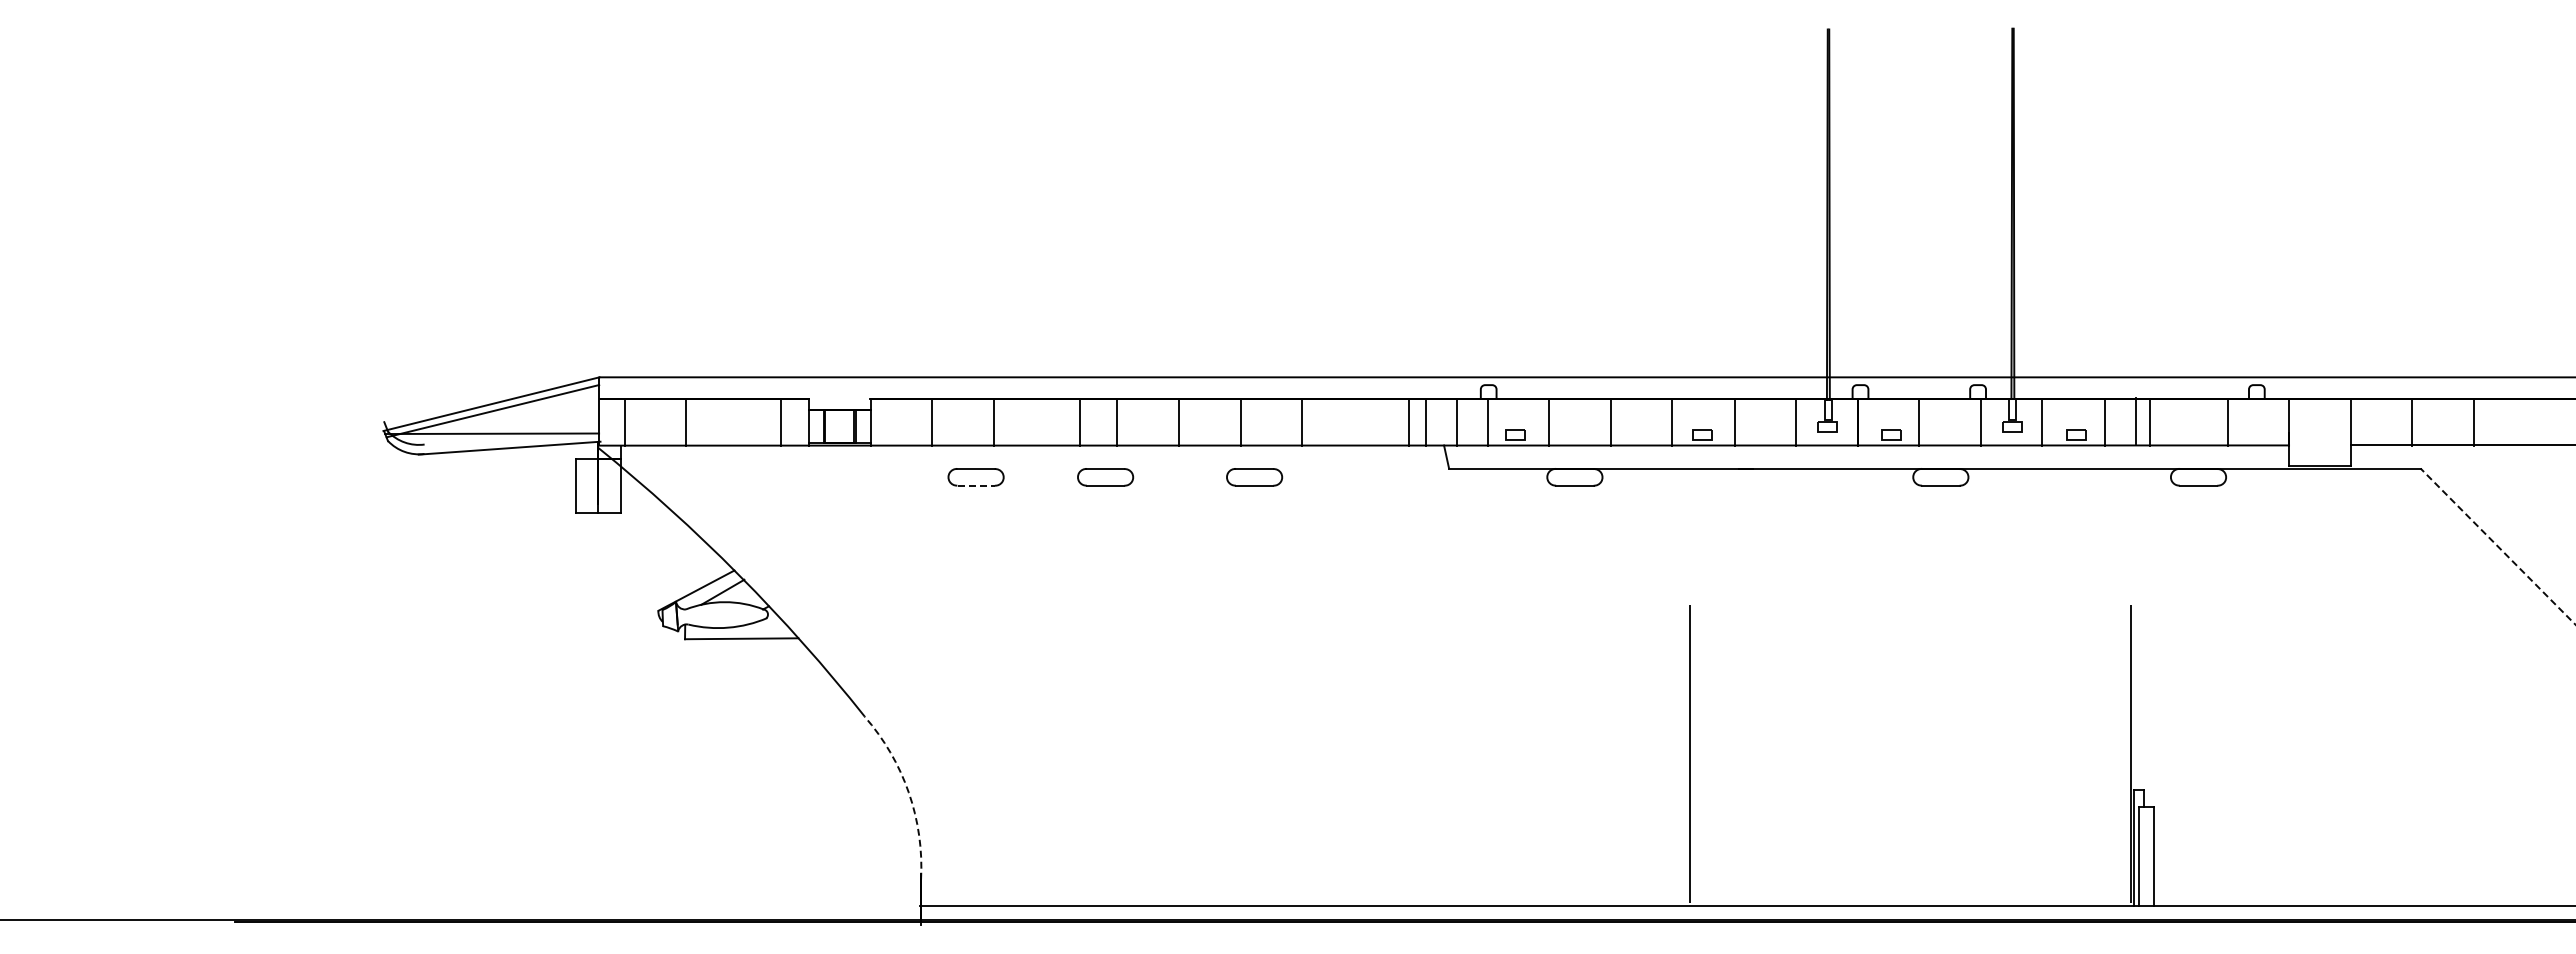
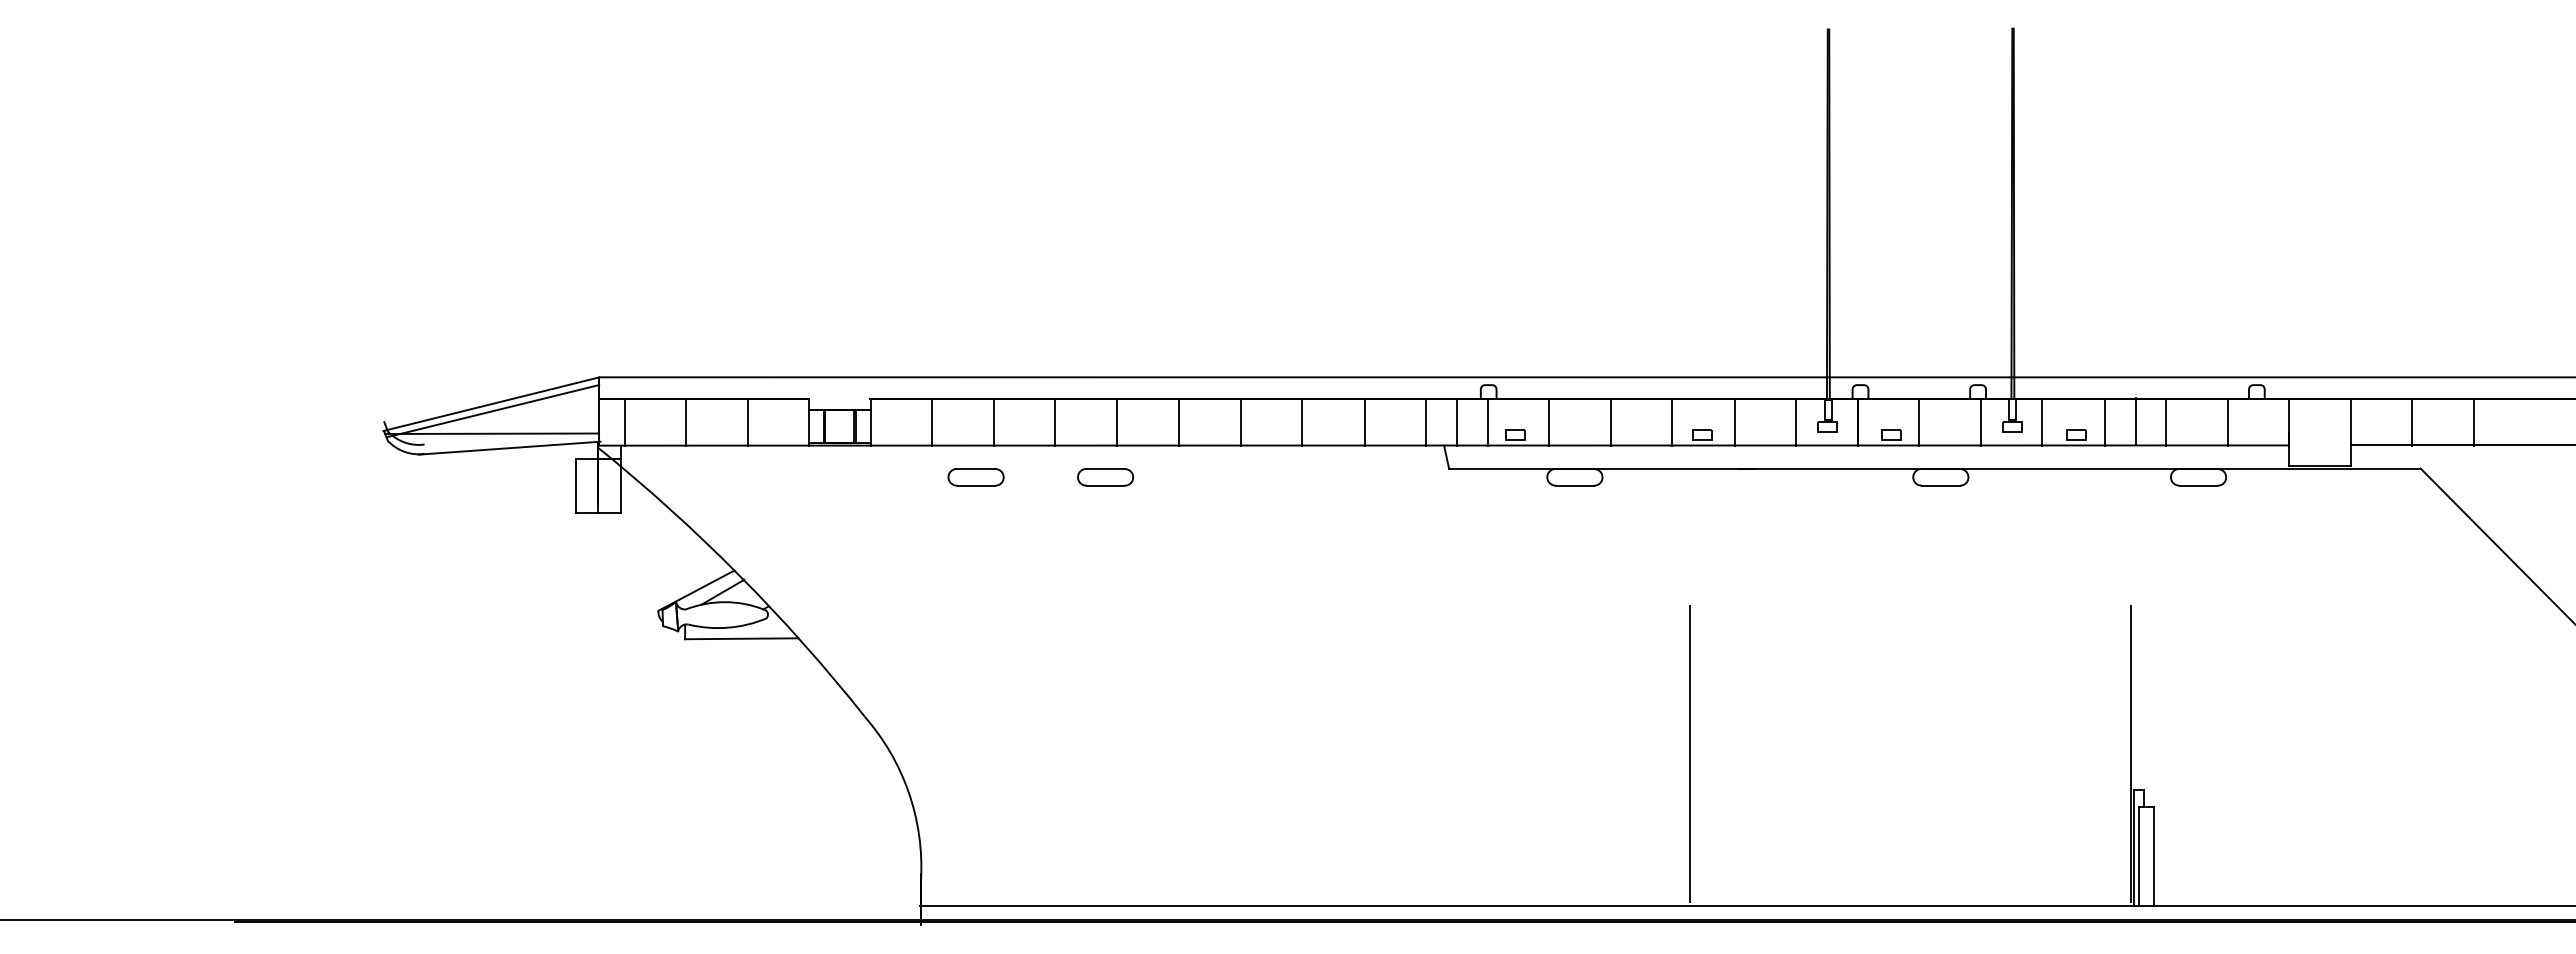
line position: (780, 421) -> (747, 421) (747, 421)
line position: (1080, 421) -> (1055, 421) (1055, 421)
line position: (1408, 421) -> (1364, 421) (1364, 421)
line position: (2149, 421) -> (2165, 421) (2165, 421)
part: present -> none (1254, 477)
line: dashed -> solid (976, 485)
line: dashed -> solid (2498, 546)
arc: dashed -> solid (908, 792)
